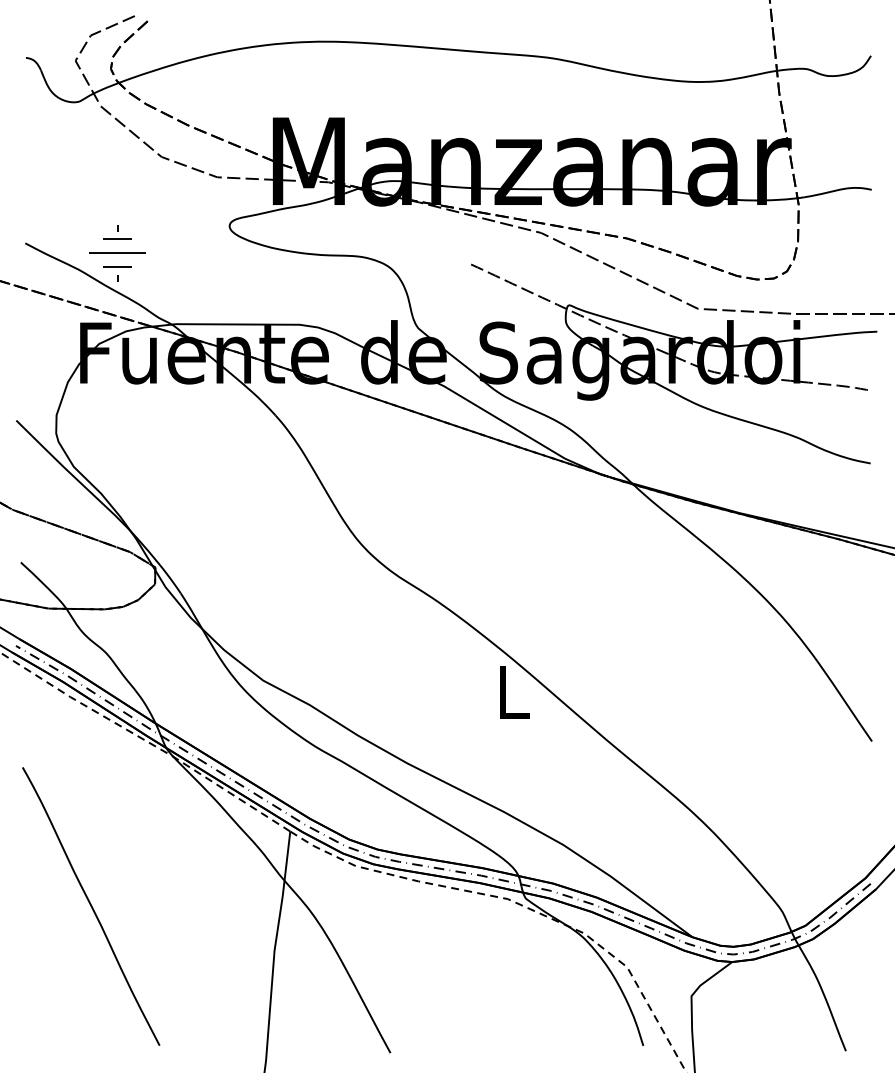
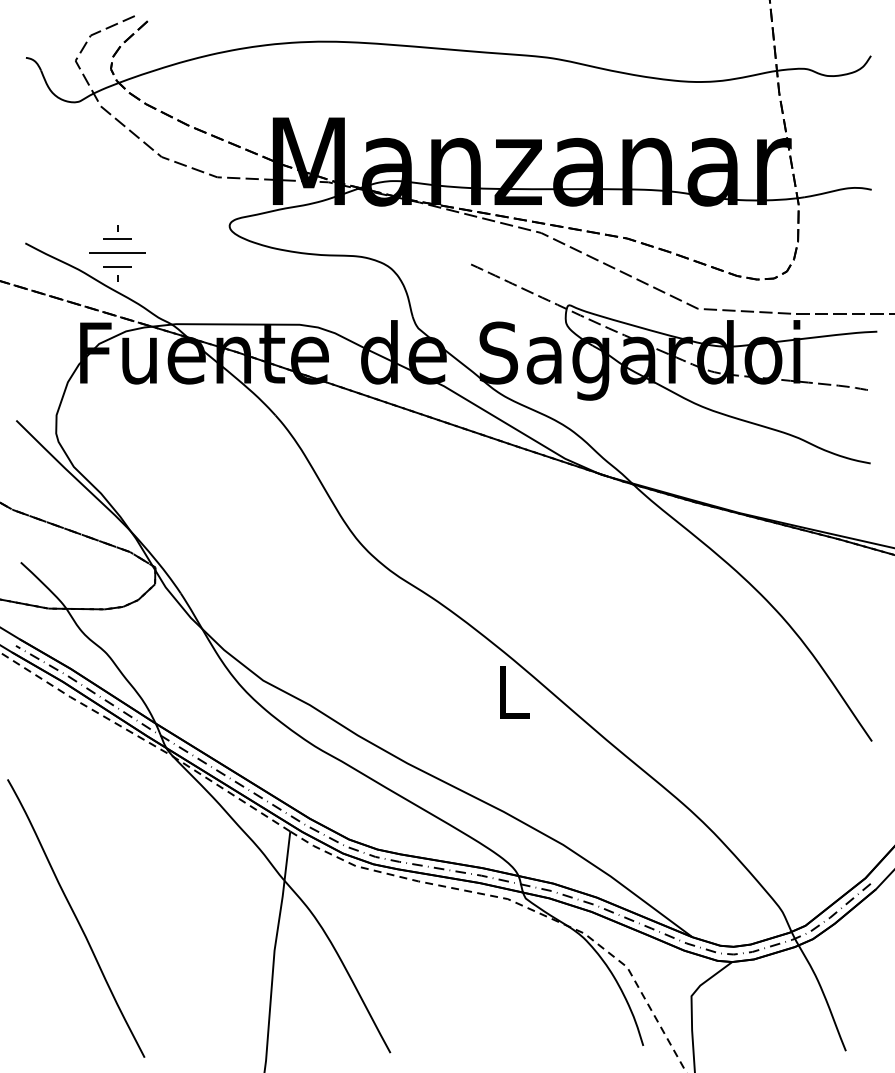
curve position: (91, 906) -> (76, 918) (76, 918)
